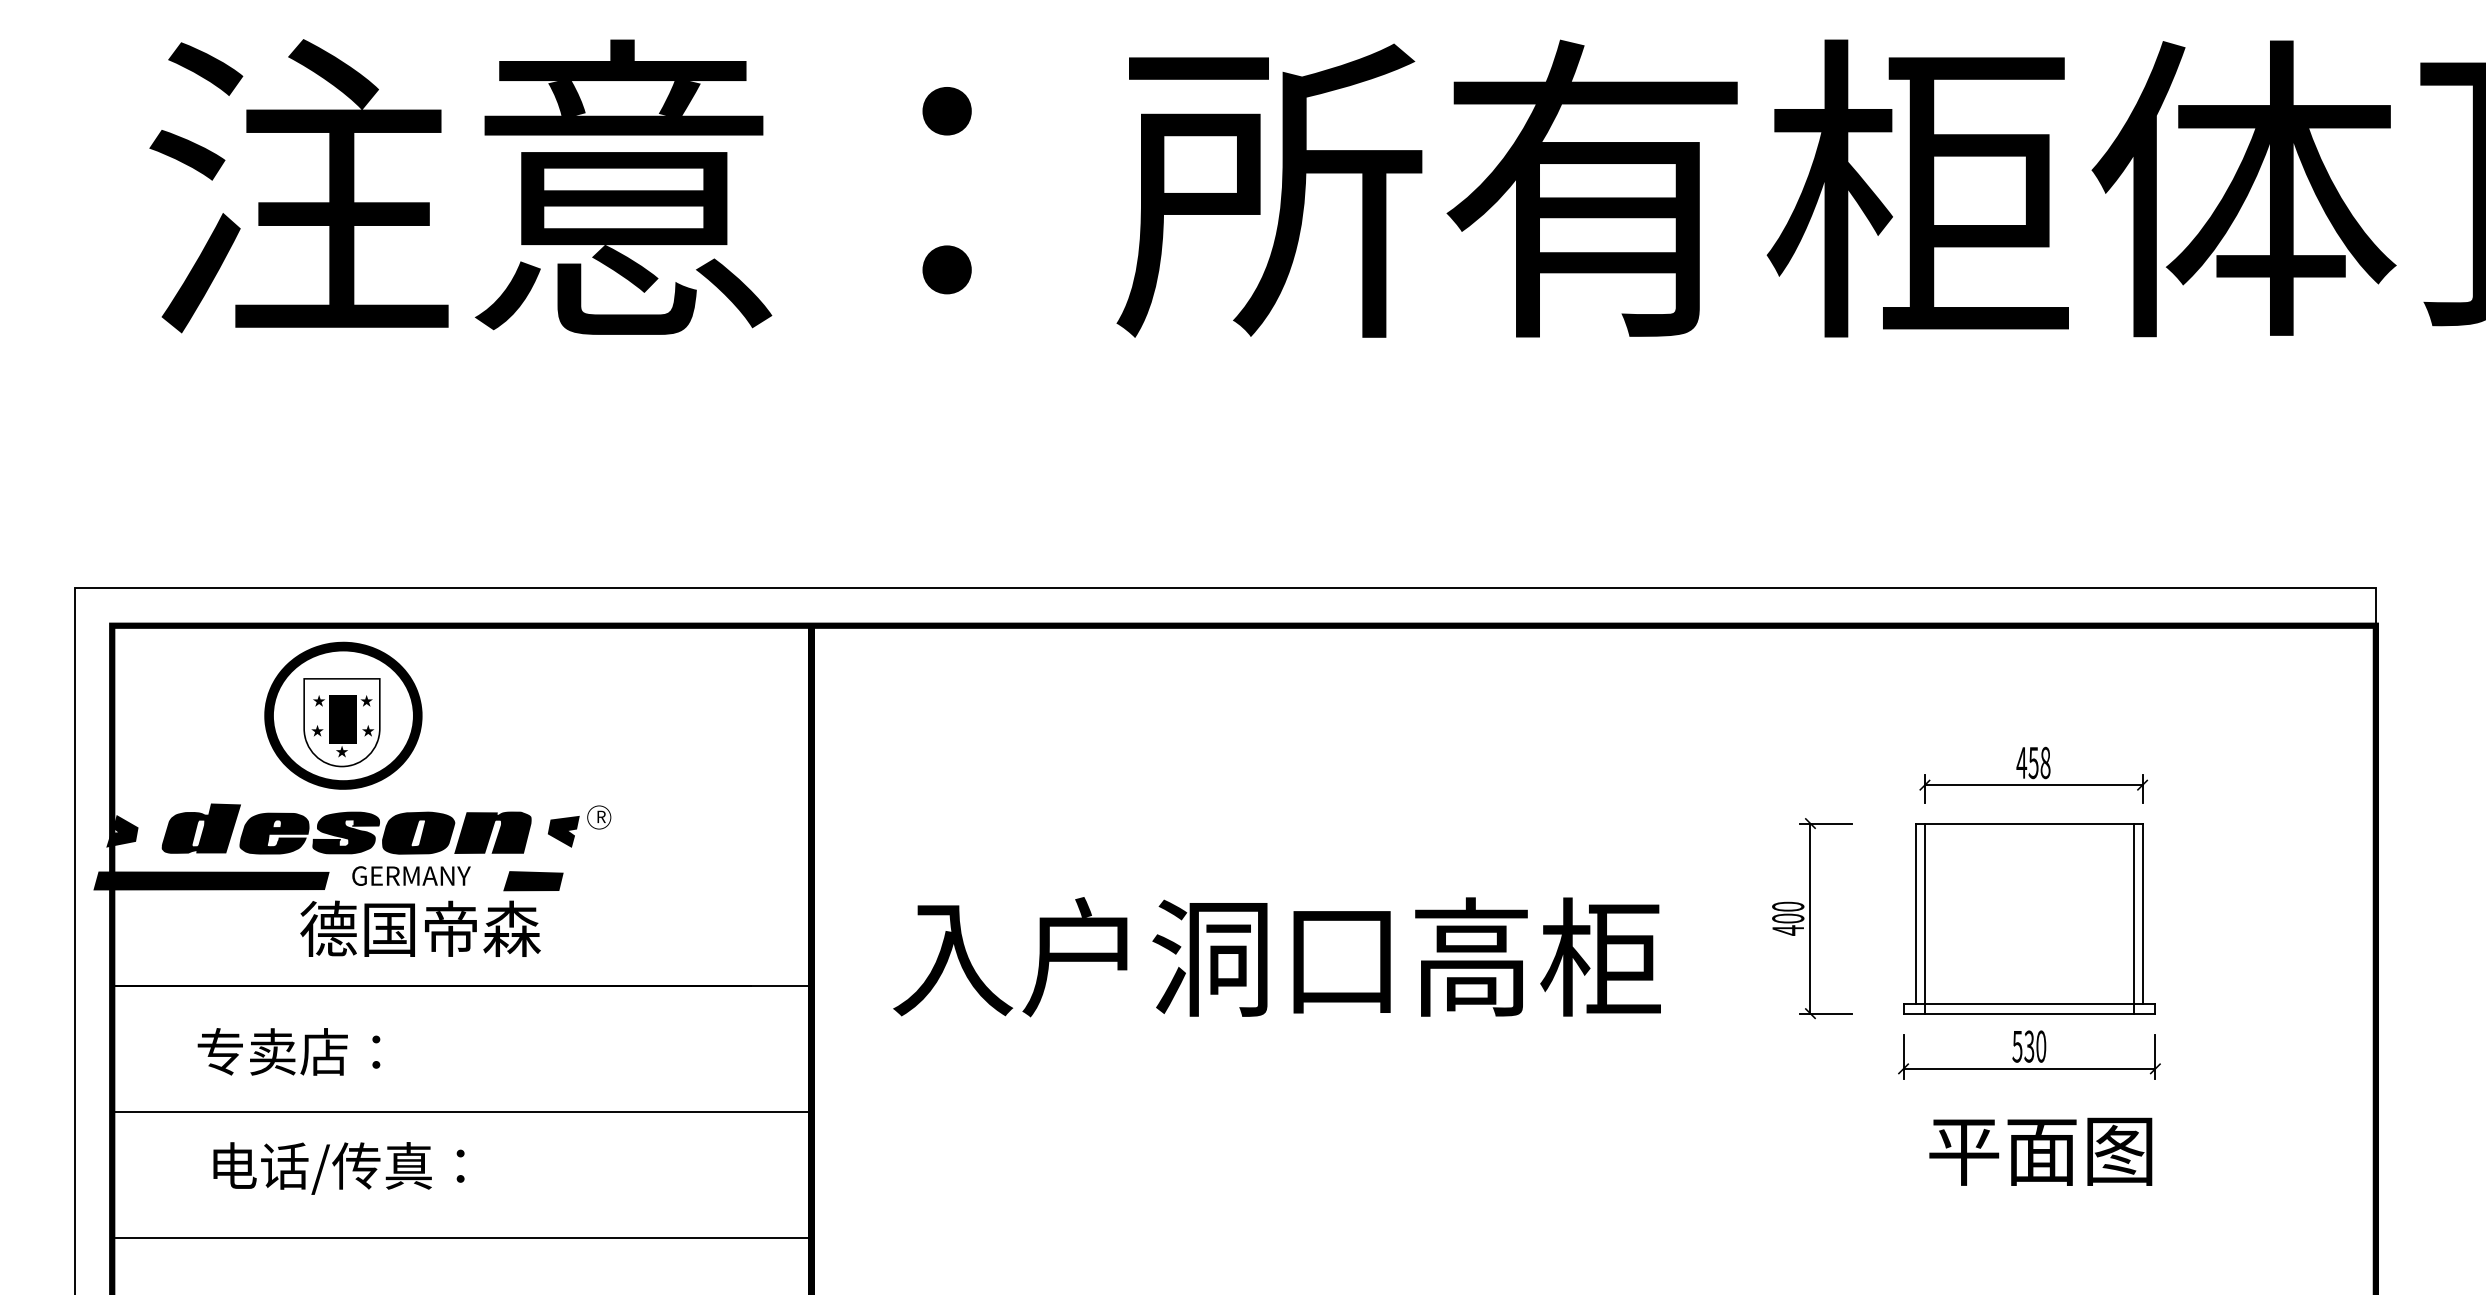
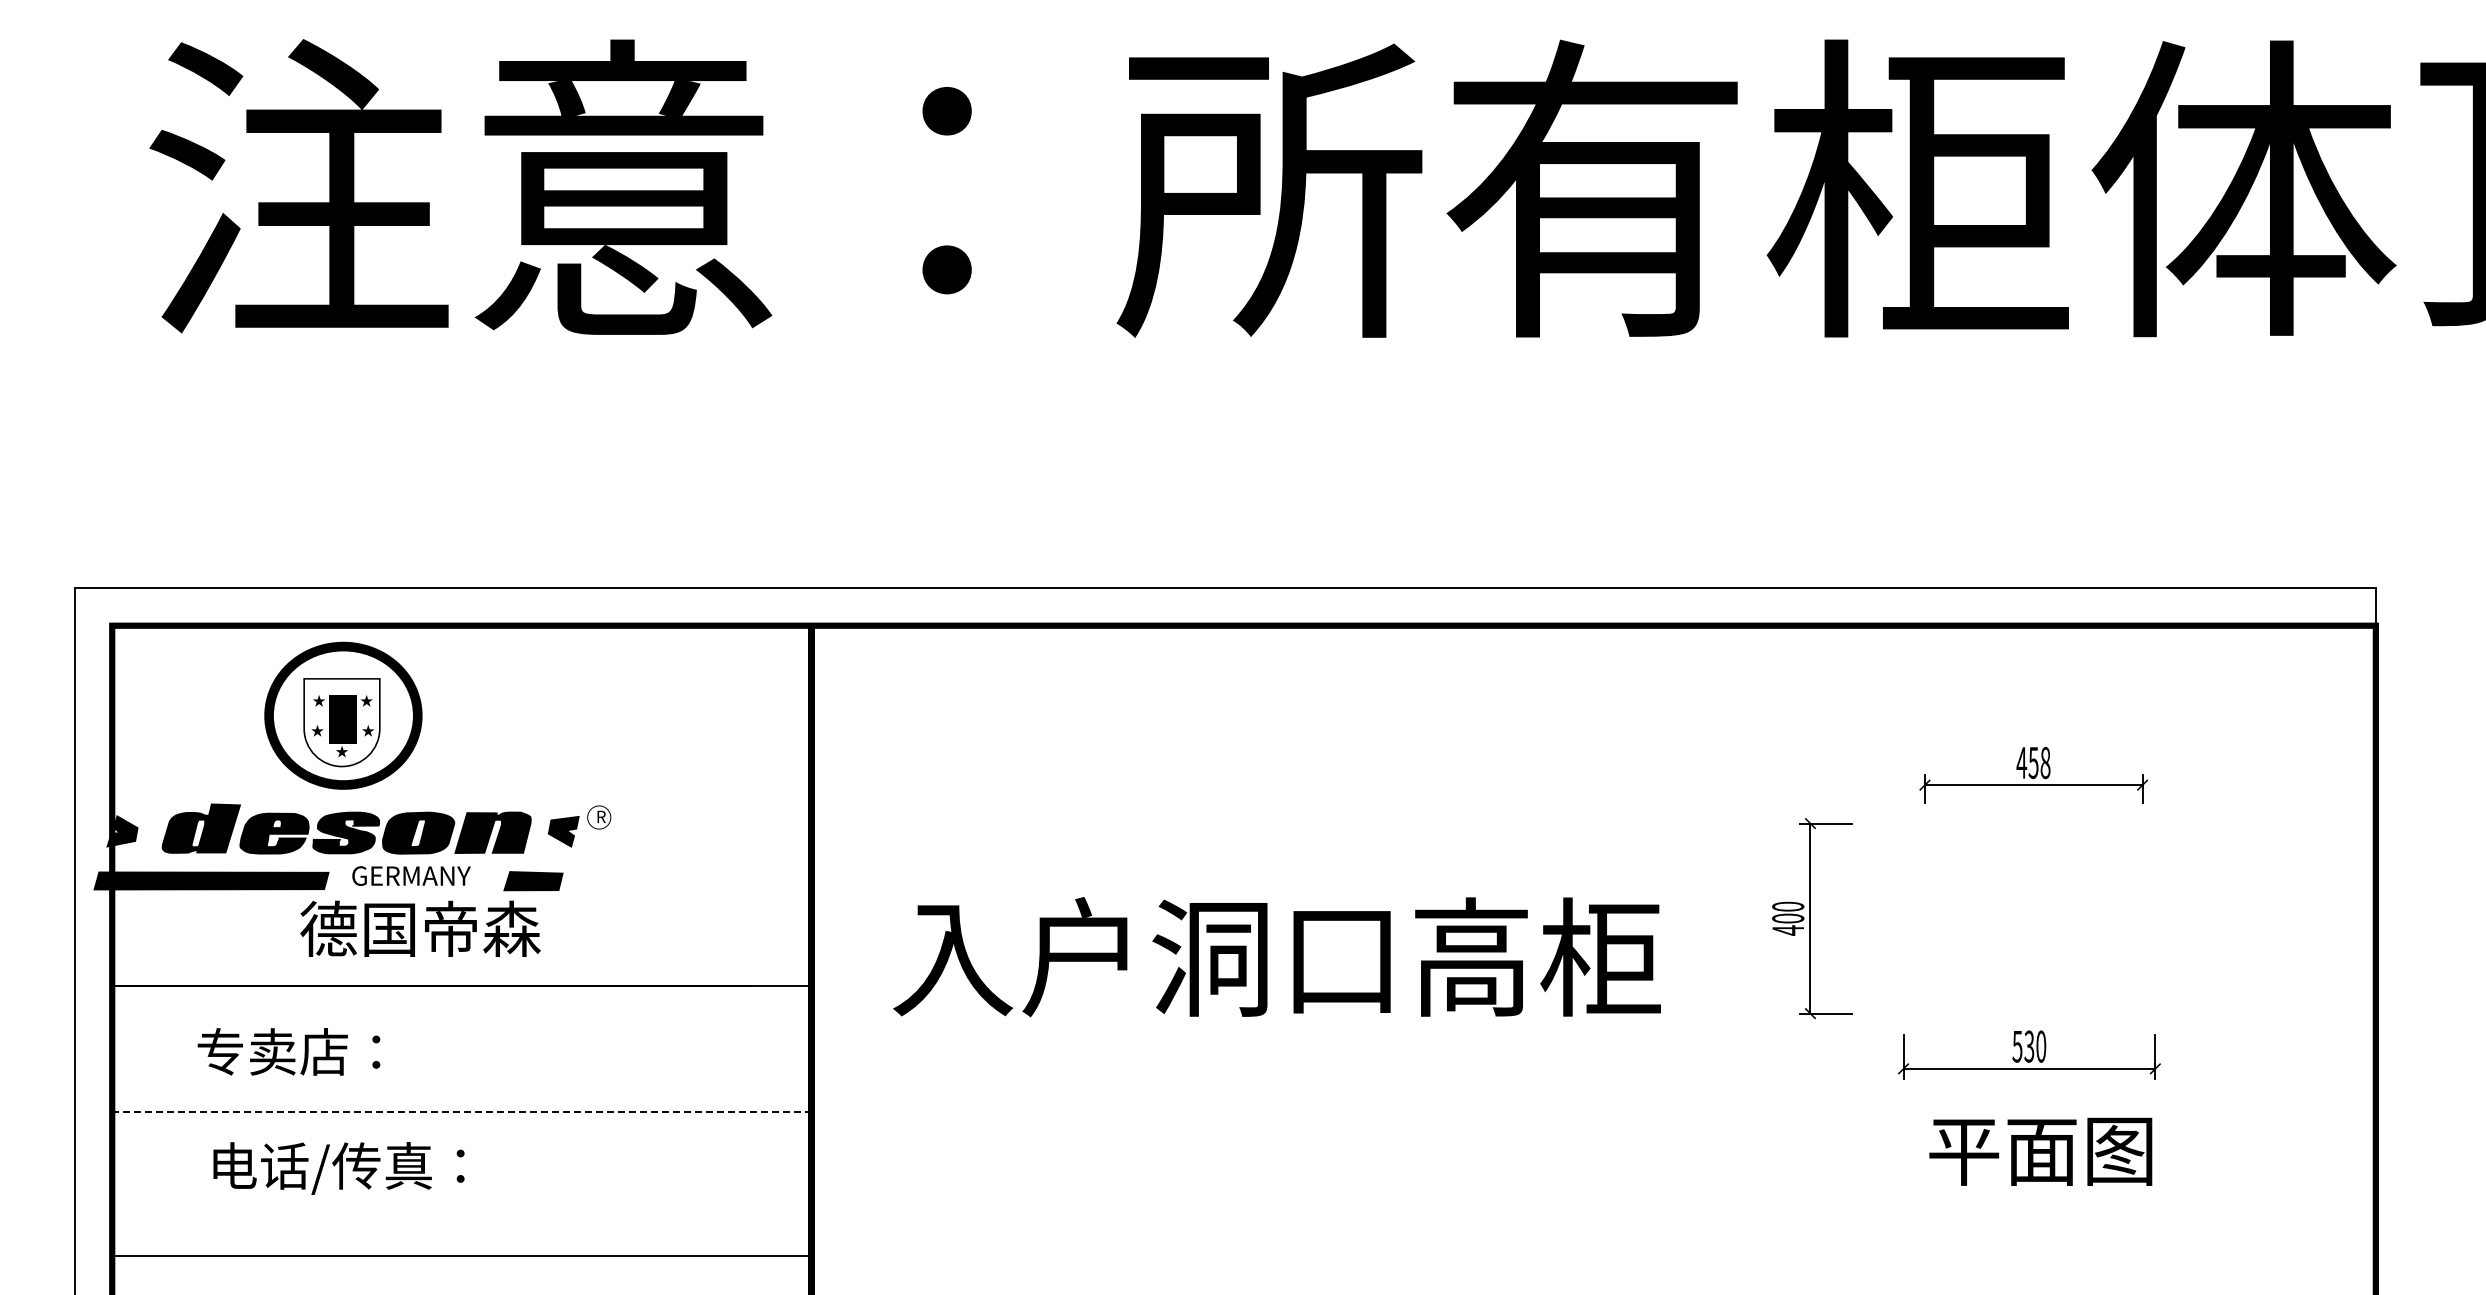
part: present -> none (2029, 918)
line: solid -> dashed (461, 1112)
line position: (463, 1237) -> (463, 1255) (463, 1255)
